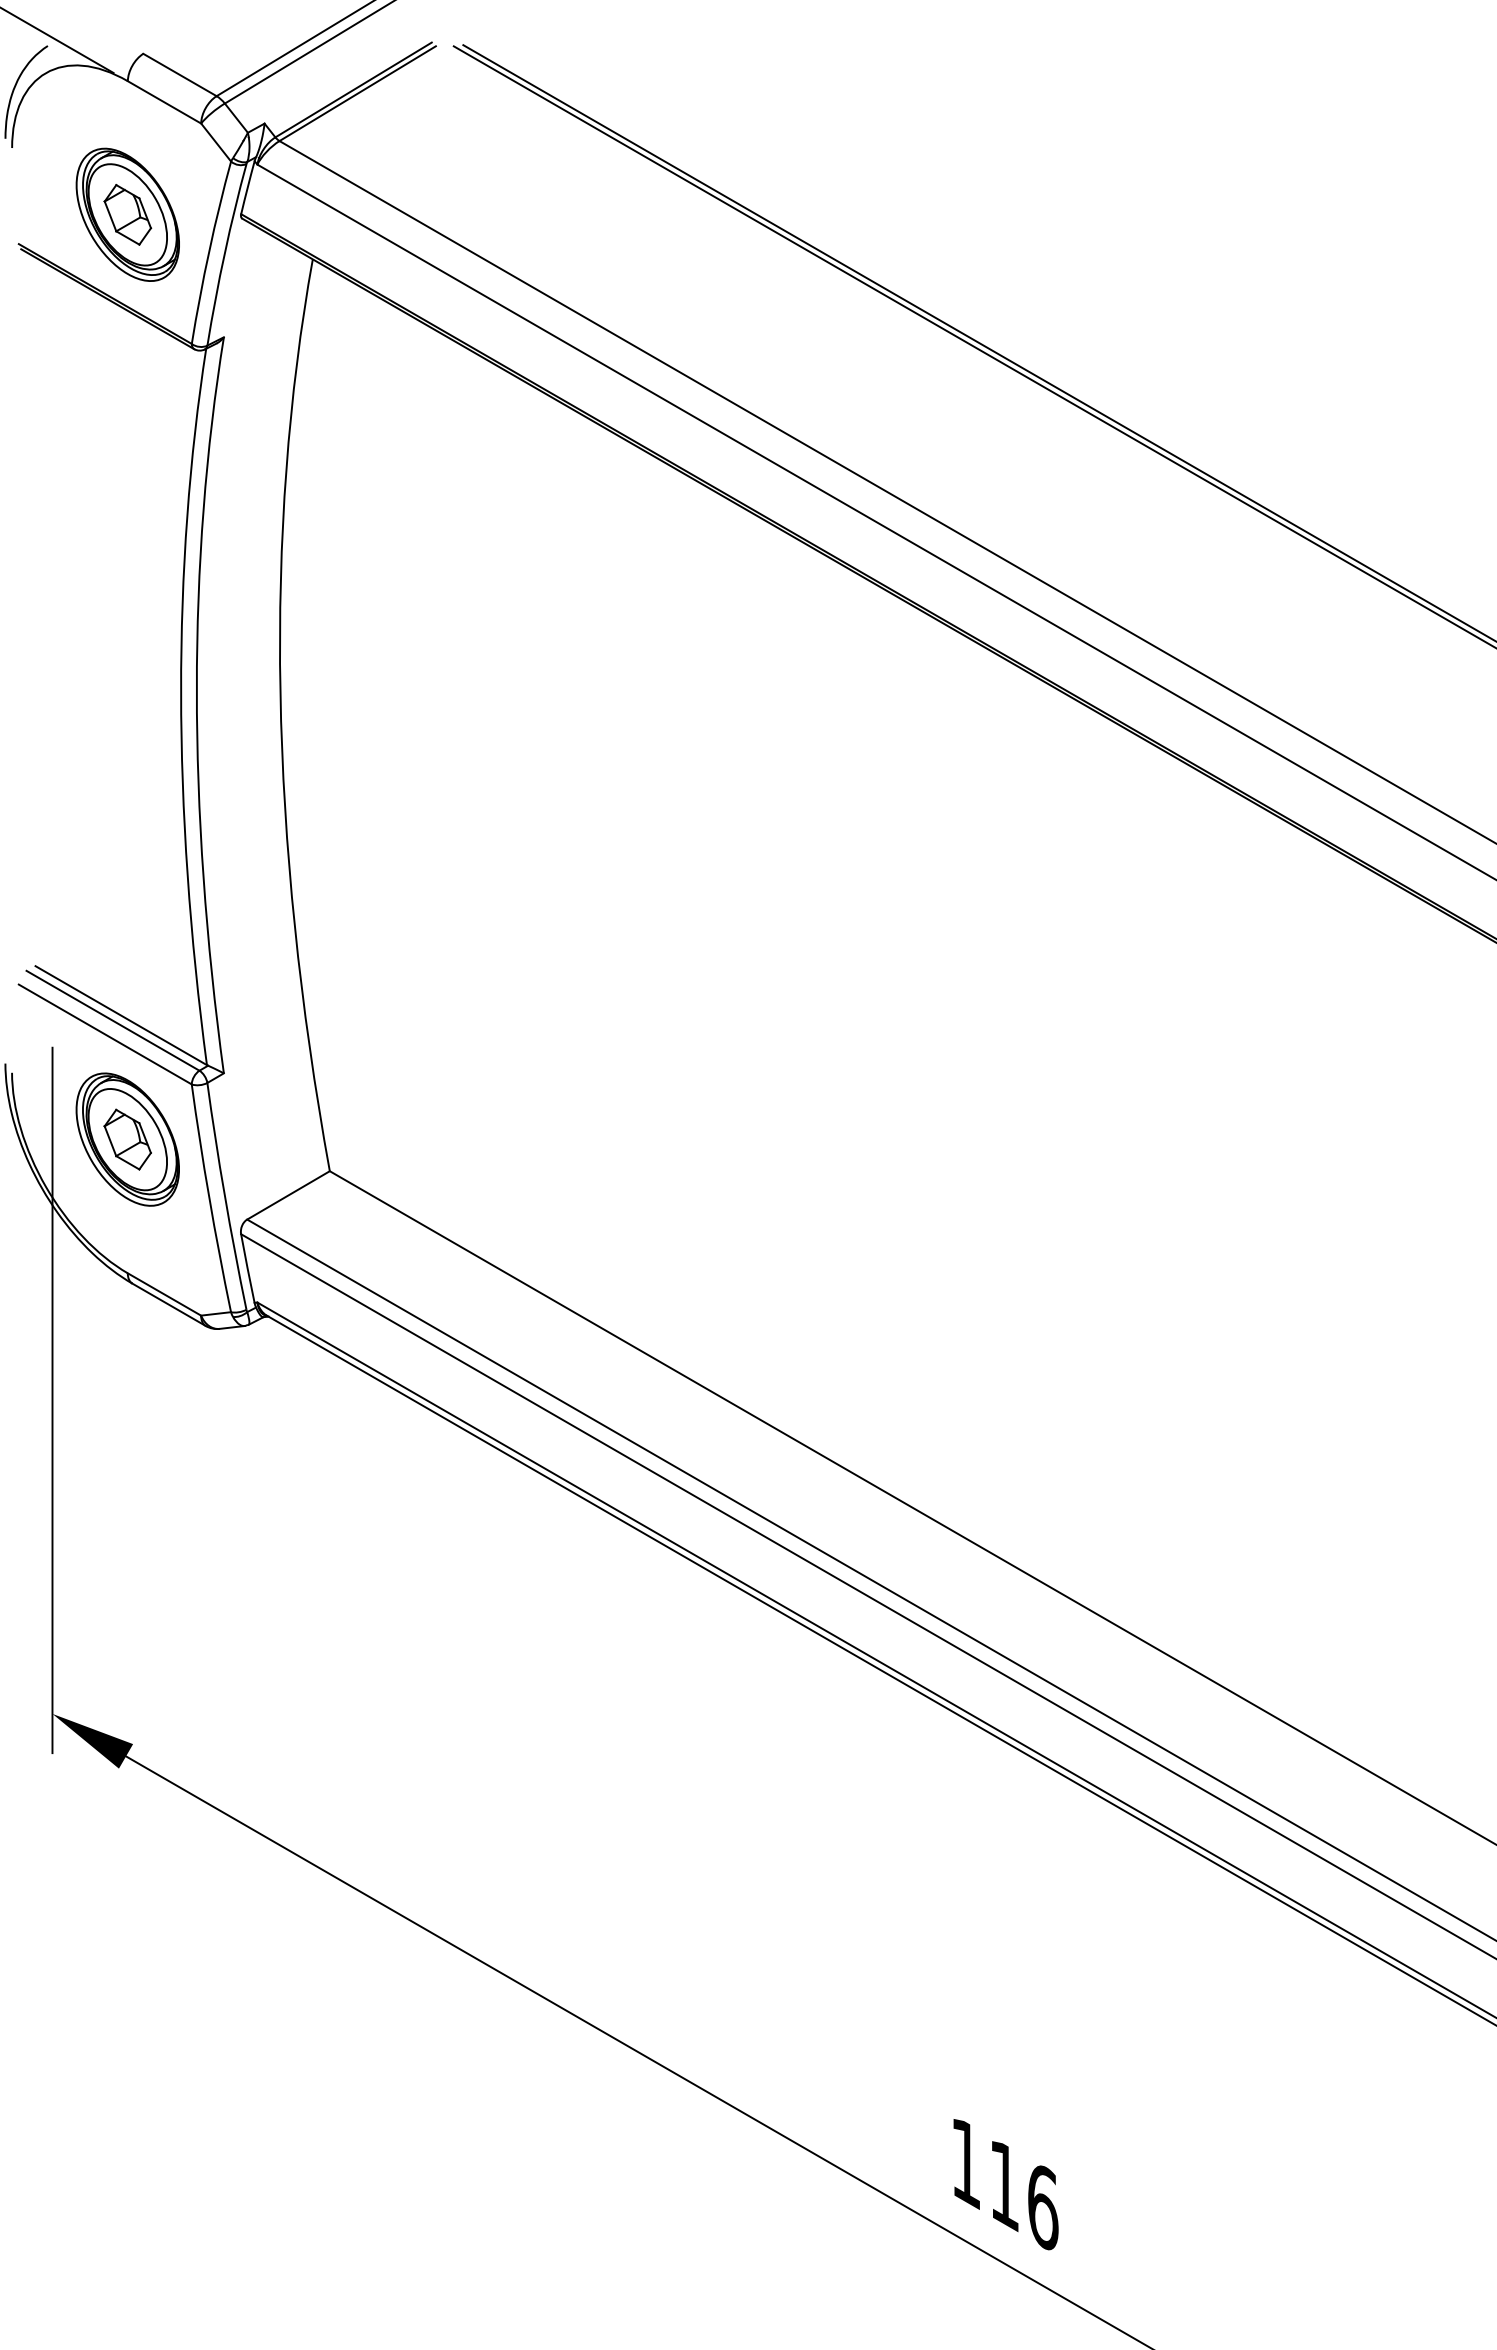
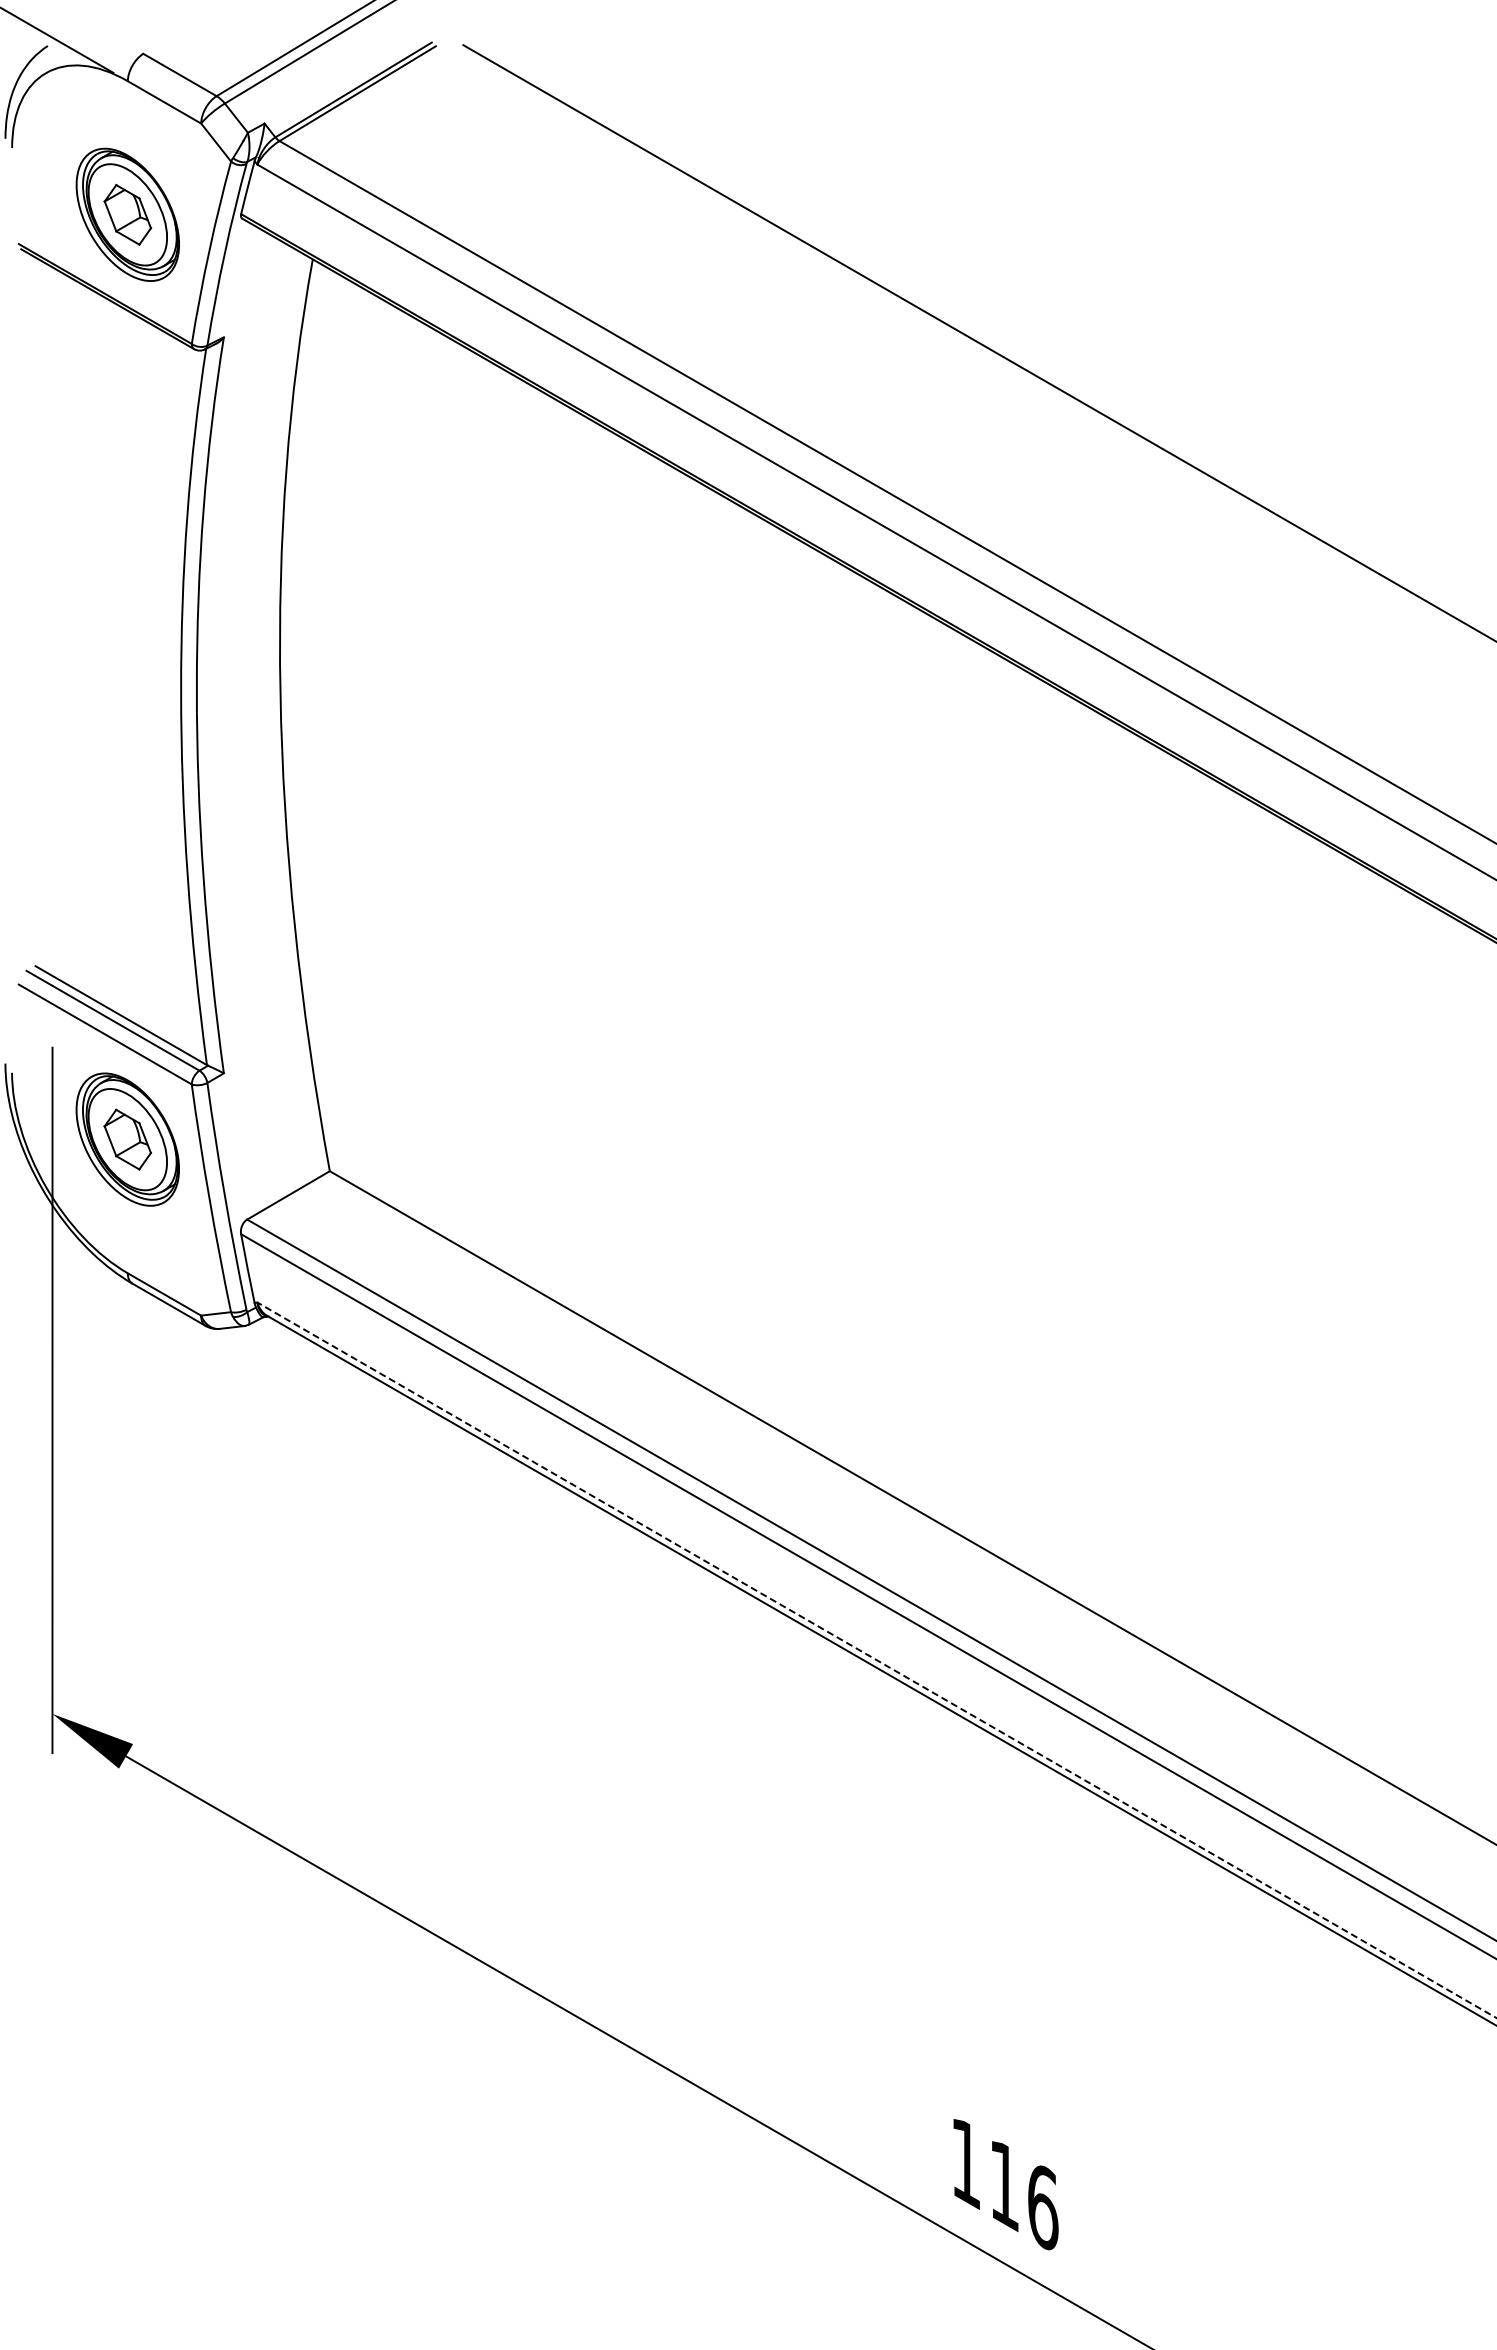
line: present -> none (973, 346)
line: solid -> dashed (877, 1660)
